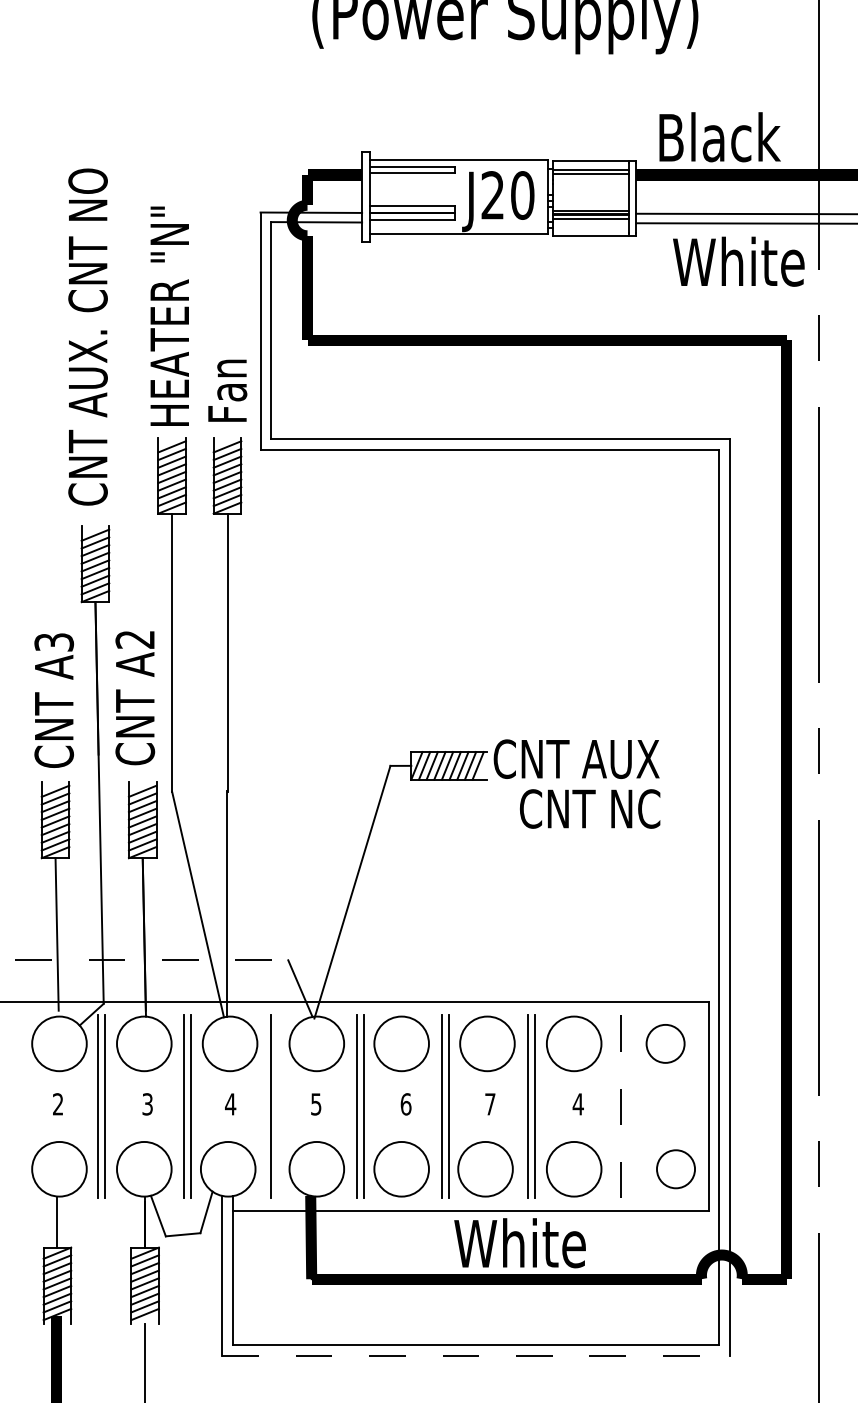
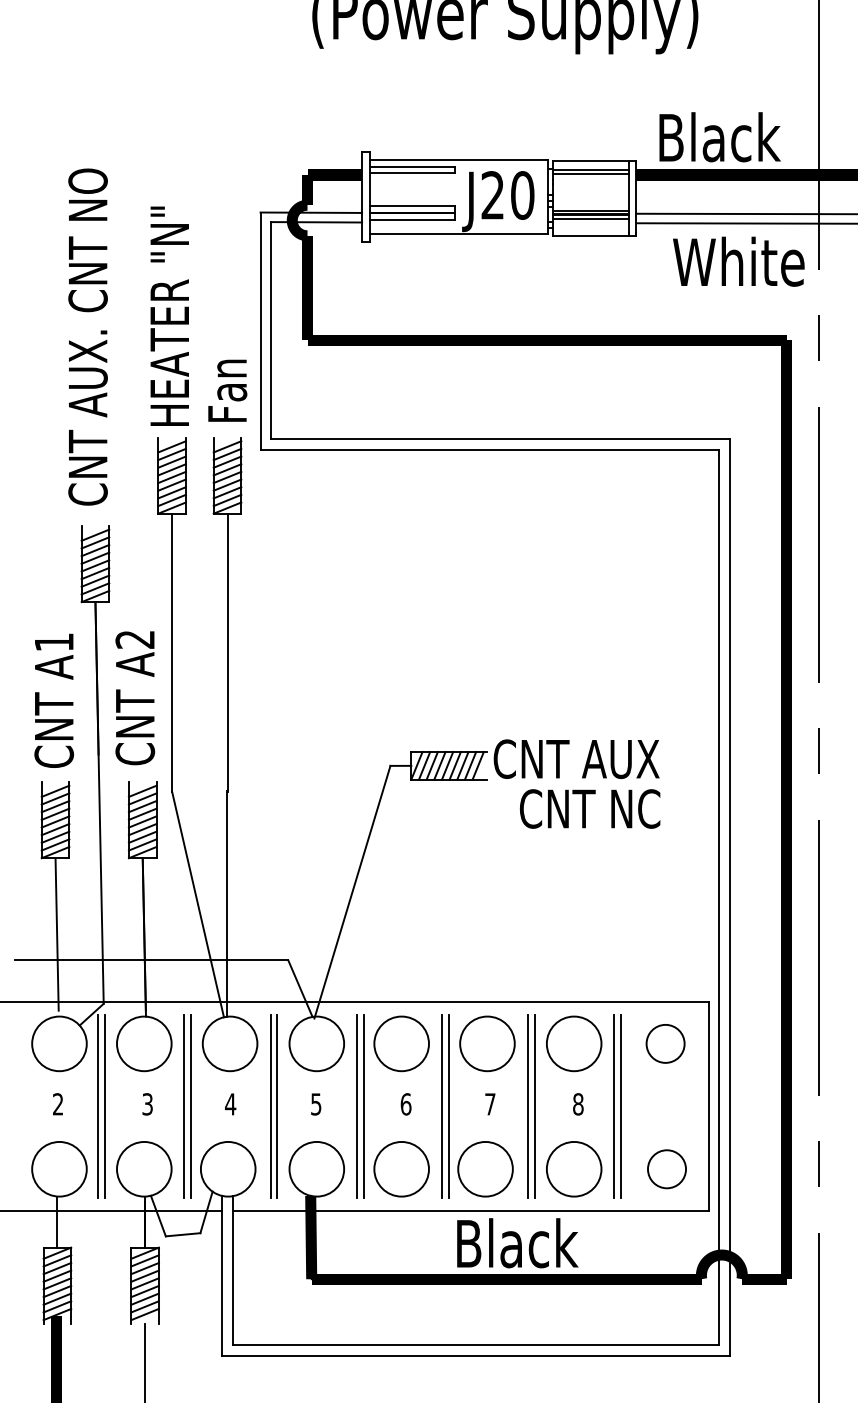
text: A3 -> A1 (54, 642)
line: dashed -> solid (151, 960)
text: 4 -> 8 (577, 1104)
line: none -> present (277, 1106)
line: none -> present (614, 1106)
line: dashed -> solid (620, 1107)
circle position: (675, 1169) -> (666, 1169) (666, 1169)
line: none -> present (112, 1210)
text: White -> Black (519, 1243)
line: dashed -> solid (476, 1355)
